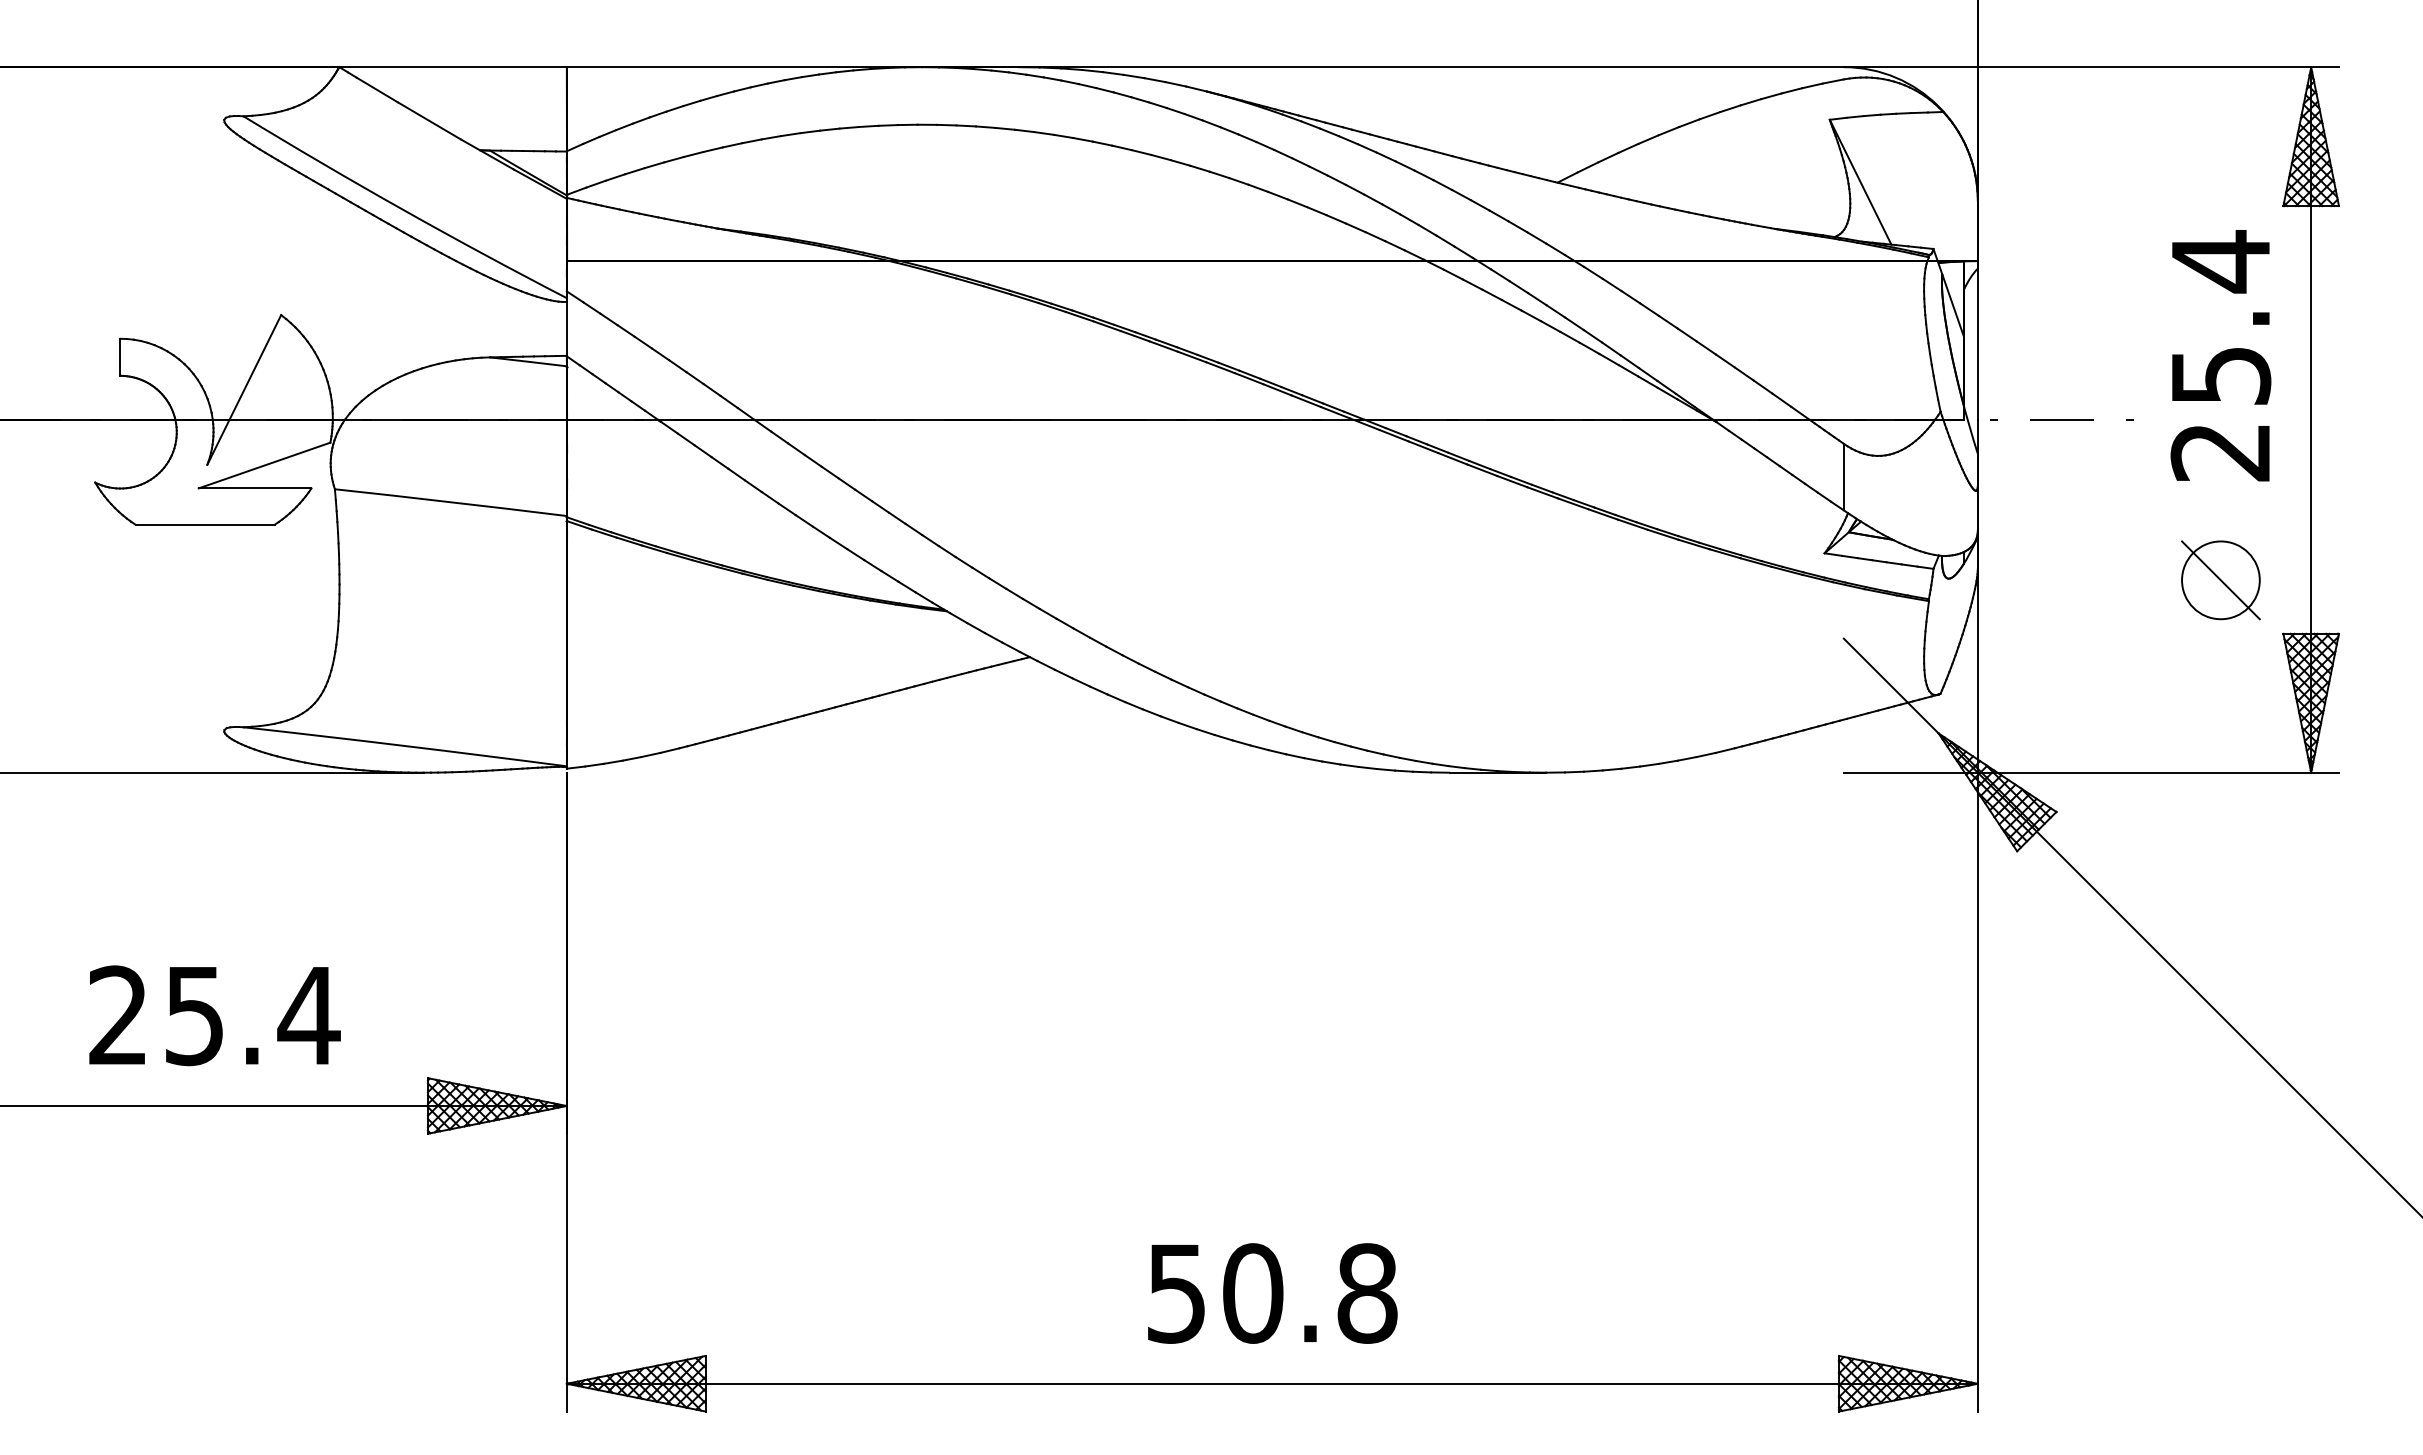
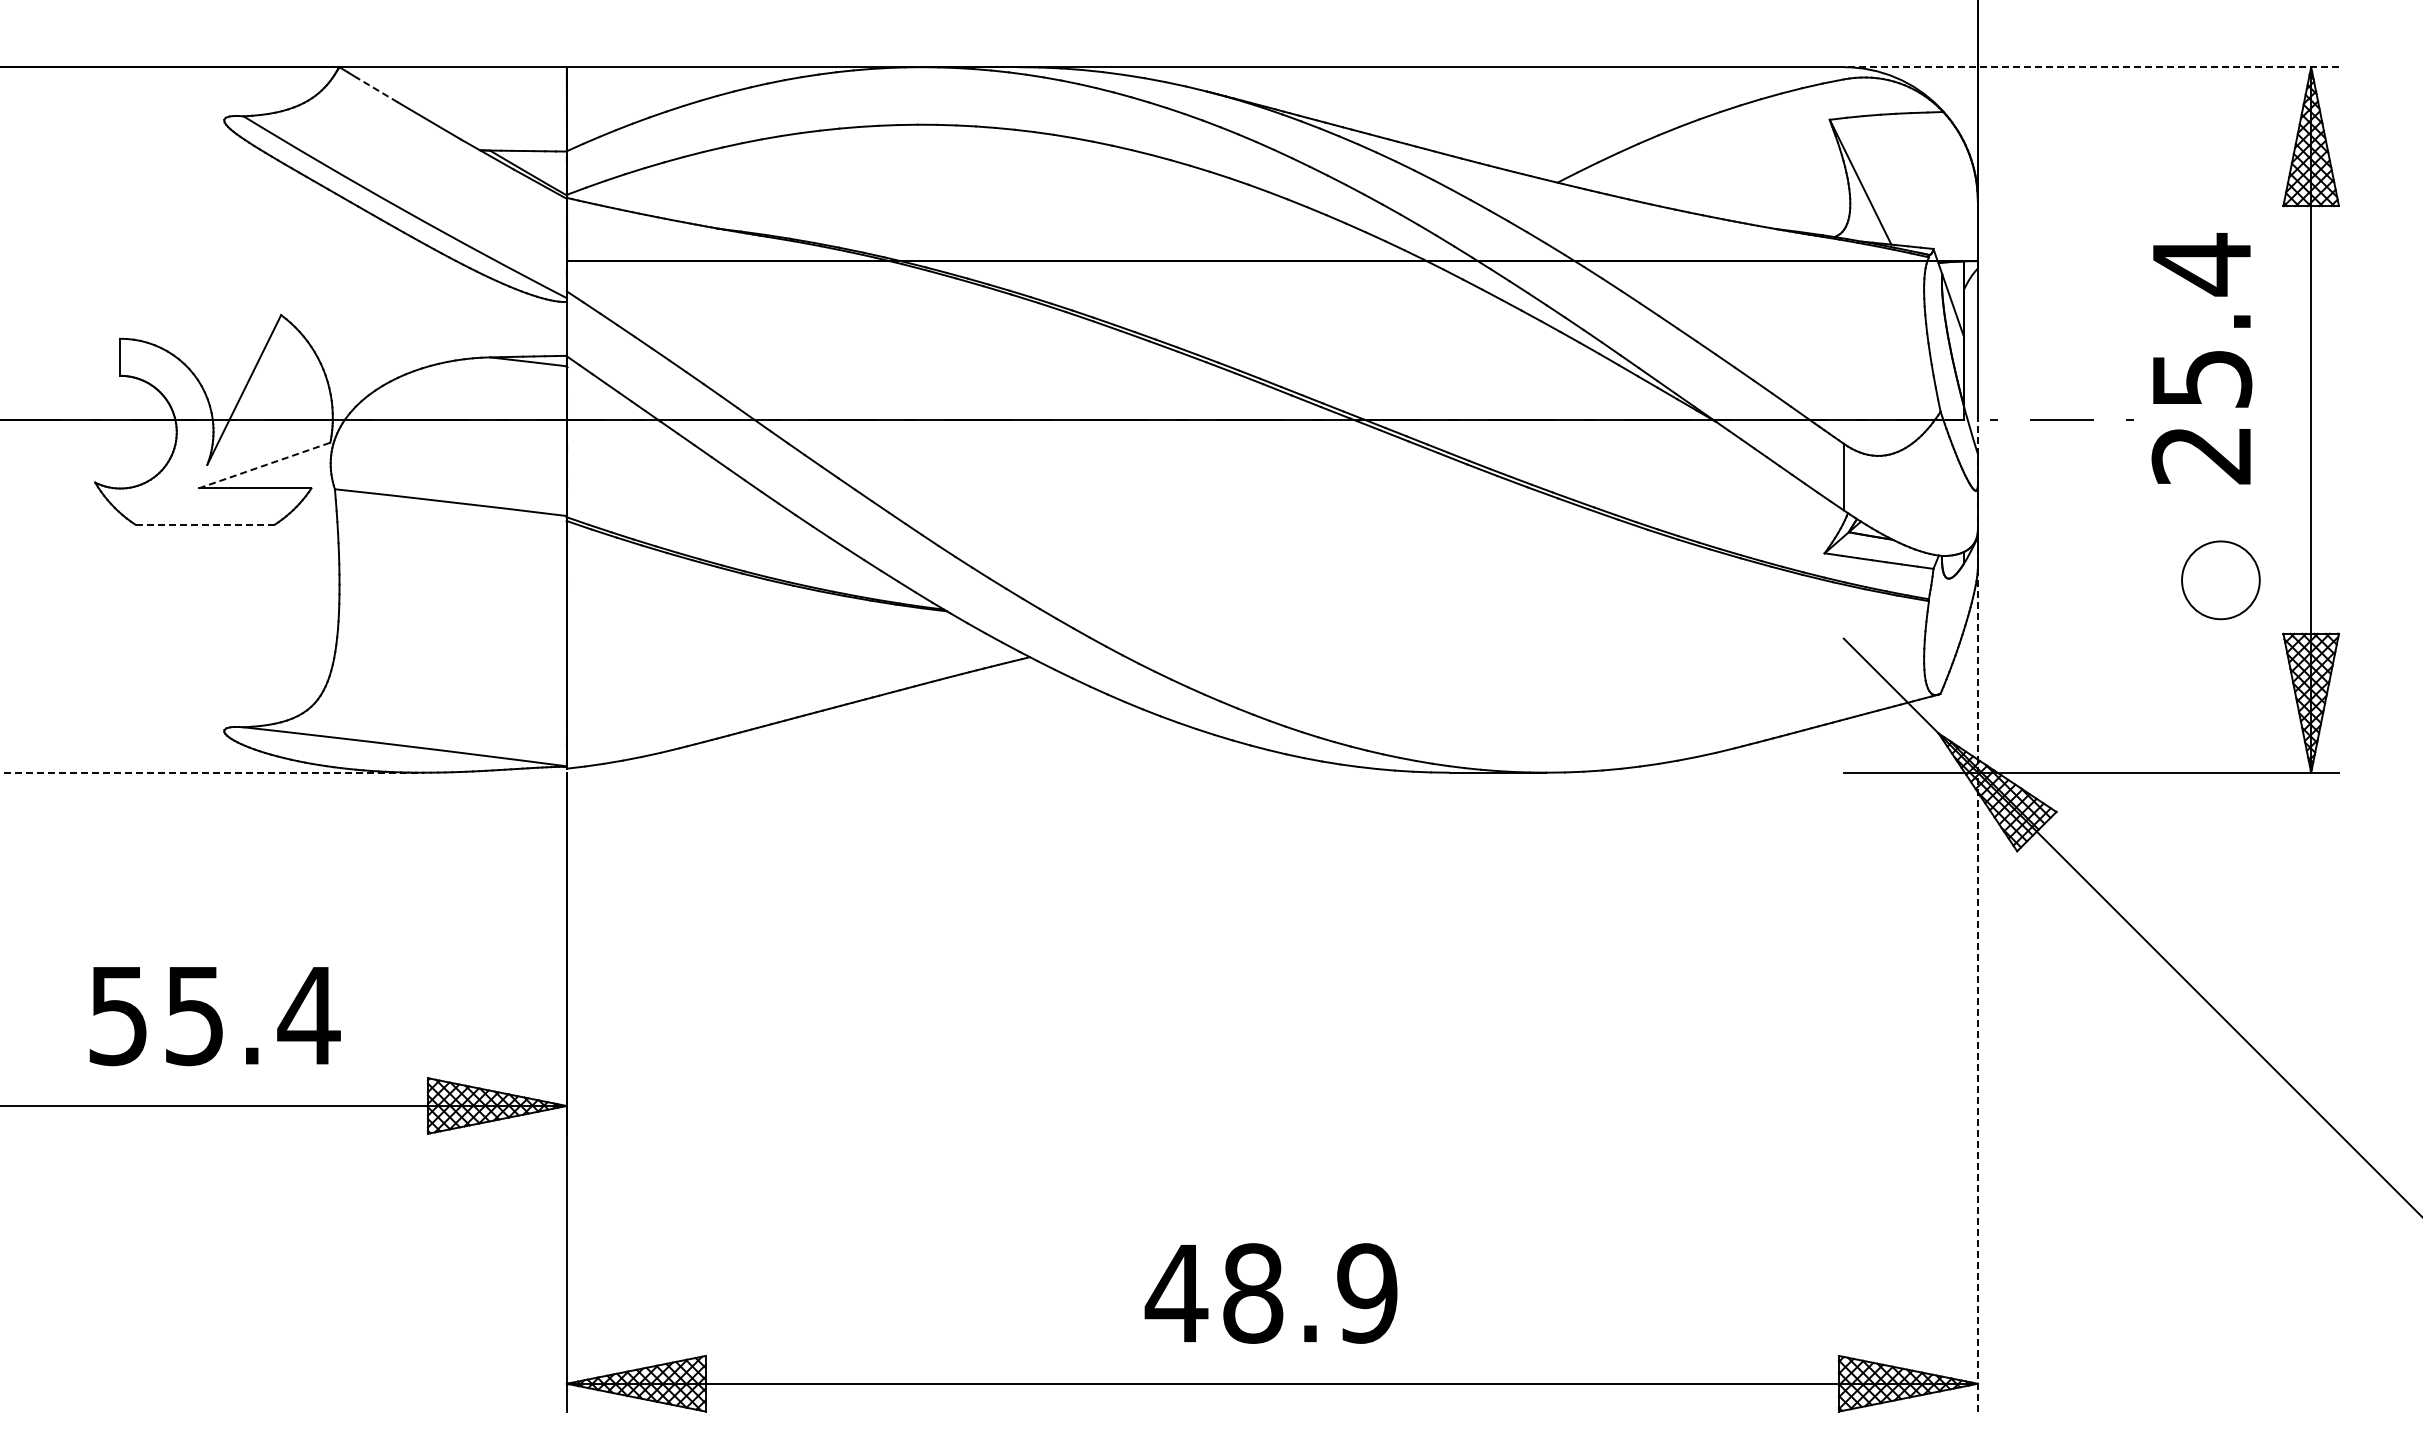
line: solid -> dashed (2091, 67)
line: solid -> dashed (377, 90)
text position: (2220, 355) -> (2201, 358) (2201, 358)
line: solid -> dashed (264, 465)
line: solid -> dashed (205, 524)
line: present -> none (2220, 580)
line: solid -> dashed (211, 772)
line: solid -> dashed (1977, 915)
text: 25.4 -> 55.4 (117, 1015)
text: 50.8 -> 48.9 (1270, 1293)
